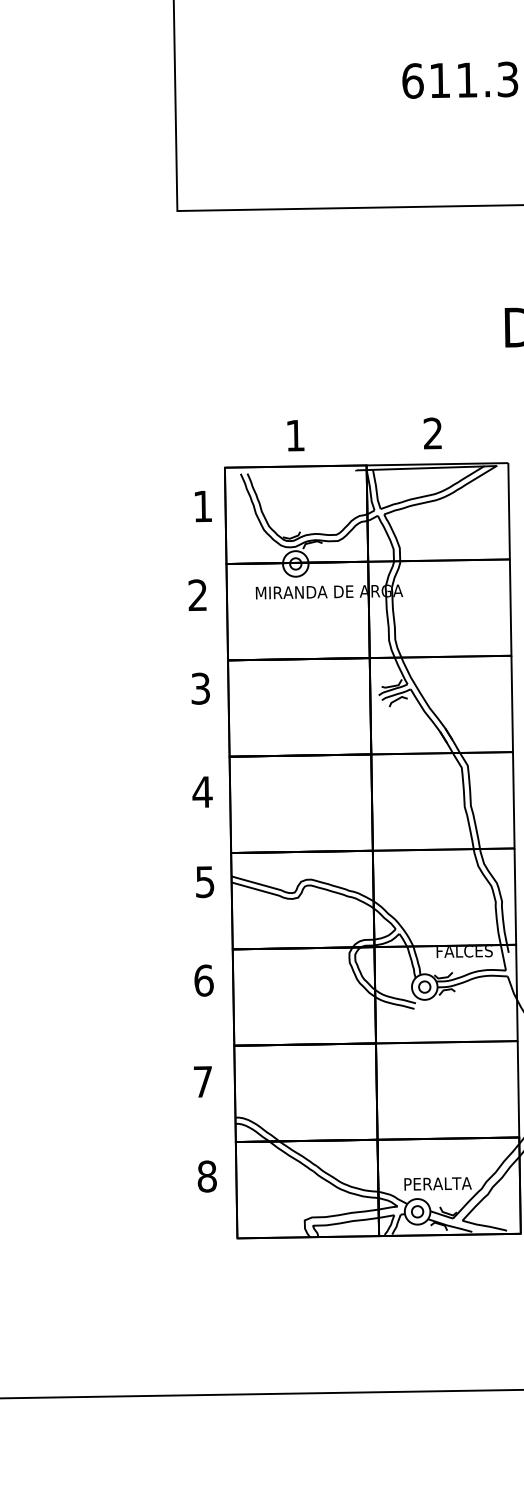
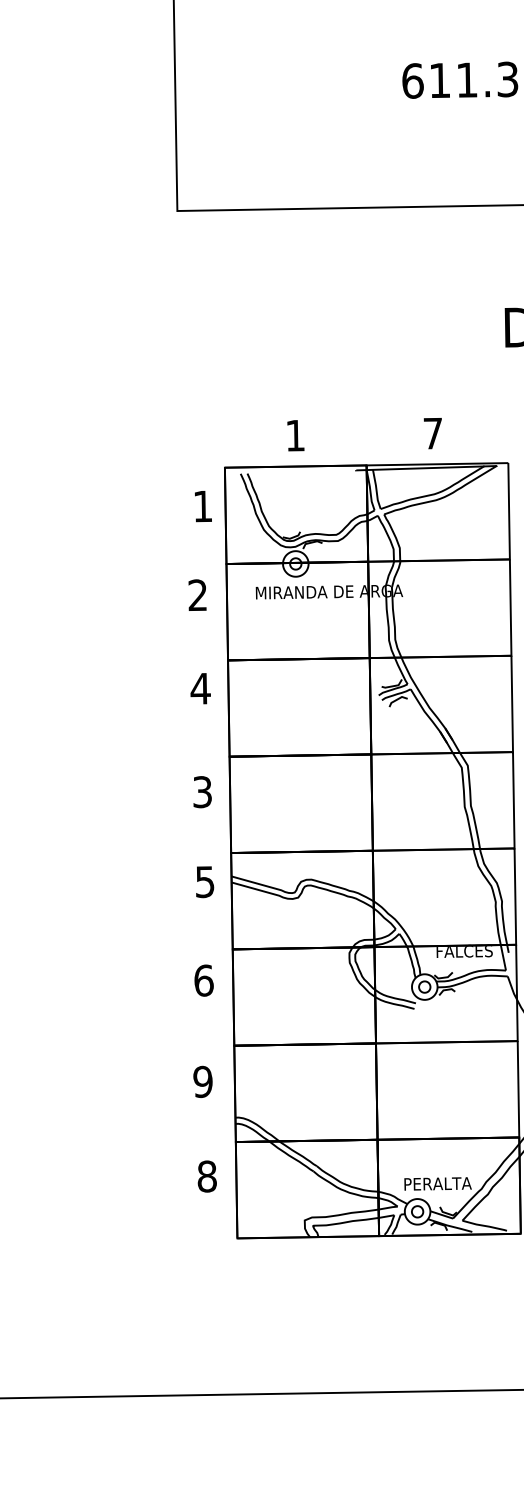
text: 2 -> 7 (432, 433)
text: 3 -> 4 (200, 688)
text: 4 -> 3 (202, 792)
text: 7 -> 9 (202, 1081)
